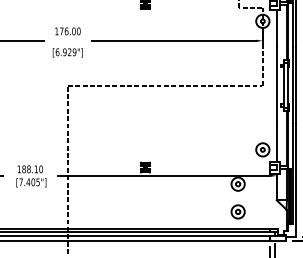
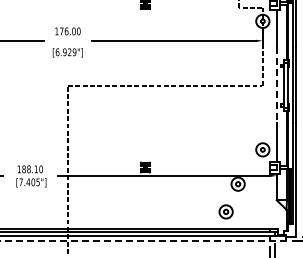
line: solid -> dashed (276, 85)
part position: (237, 211) -> (225, 211) (225, 211)
line: solid -> dashed (142, 240)
